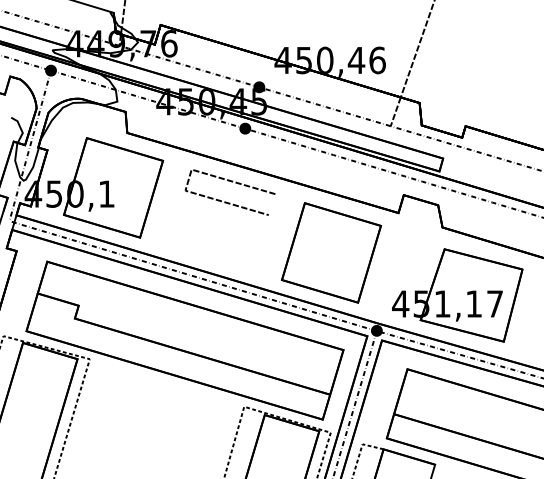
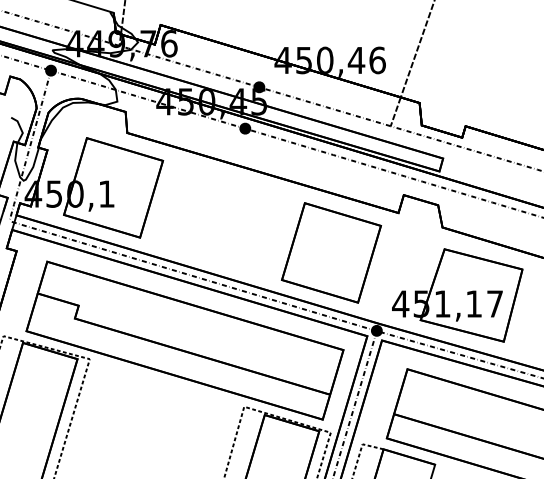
line: present -> none (226, 201)
